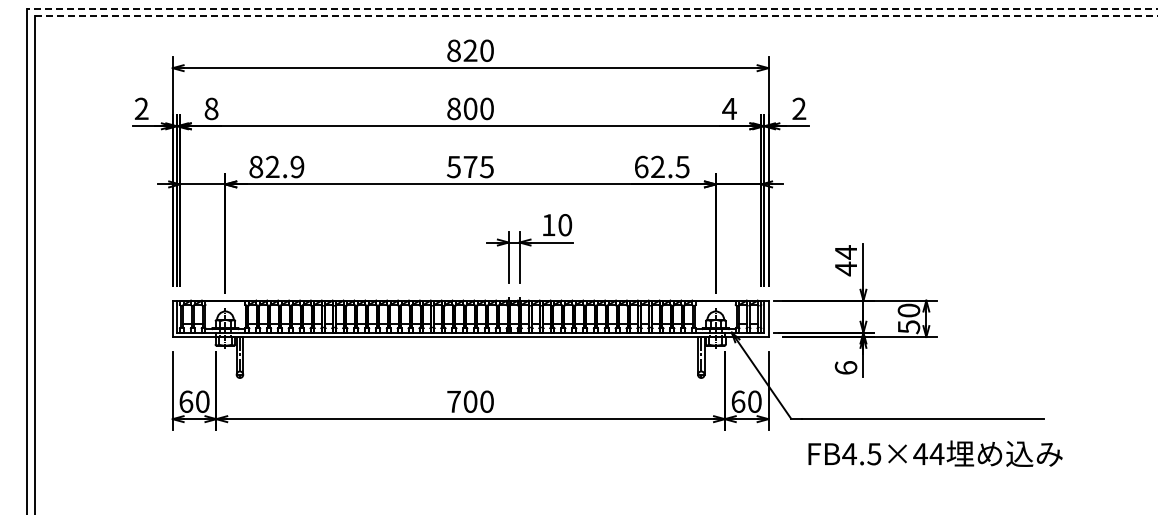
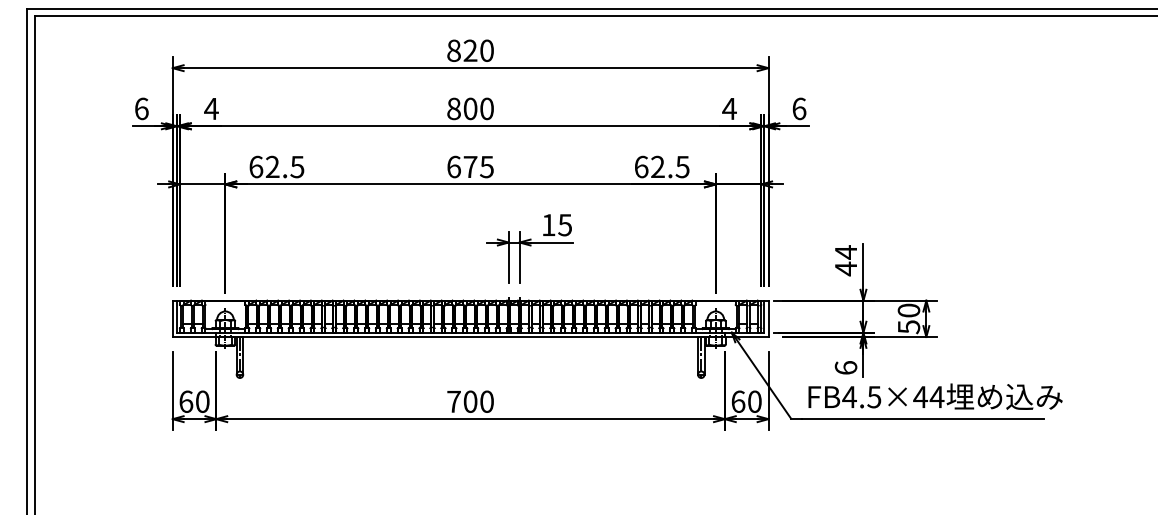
line: dashed -> solid (592, 8)
line: dashed -> solid (596, 15)
text: 2 -> 6 (141, 108)
text: 8 -> 4 (211, 108)
text: 2 -> 6 (799, 108)
text: 82.9 -> 62.5 (276, 166)
text: 575 -> 675 (453, 166)
text: 10 -> 15 (565, 225)
text position: (935, 453) -> (935, 396) (935, 396)
